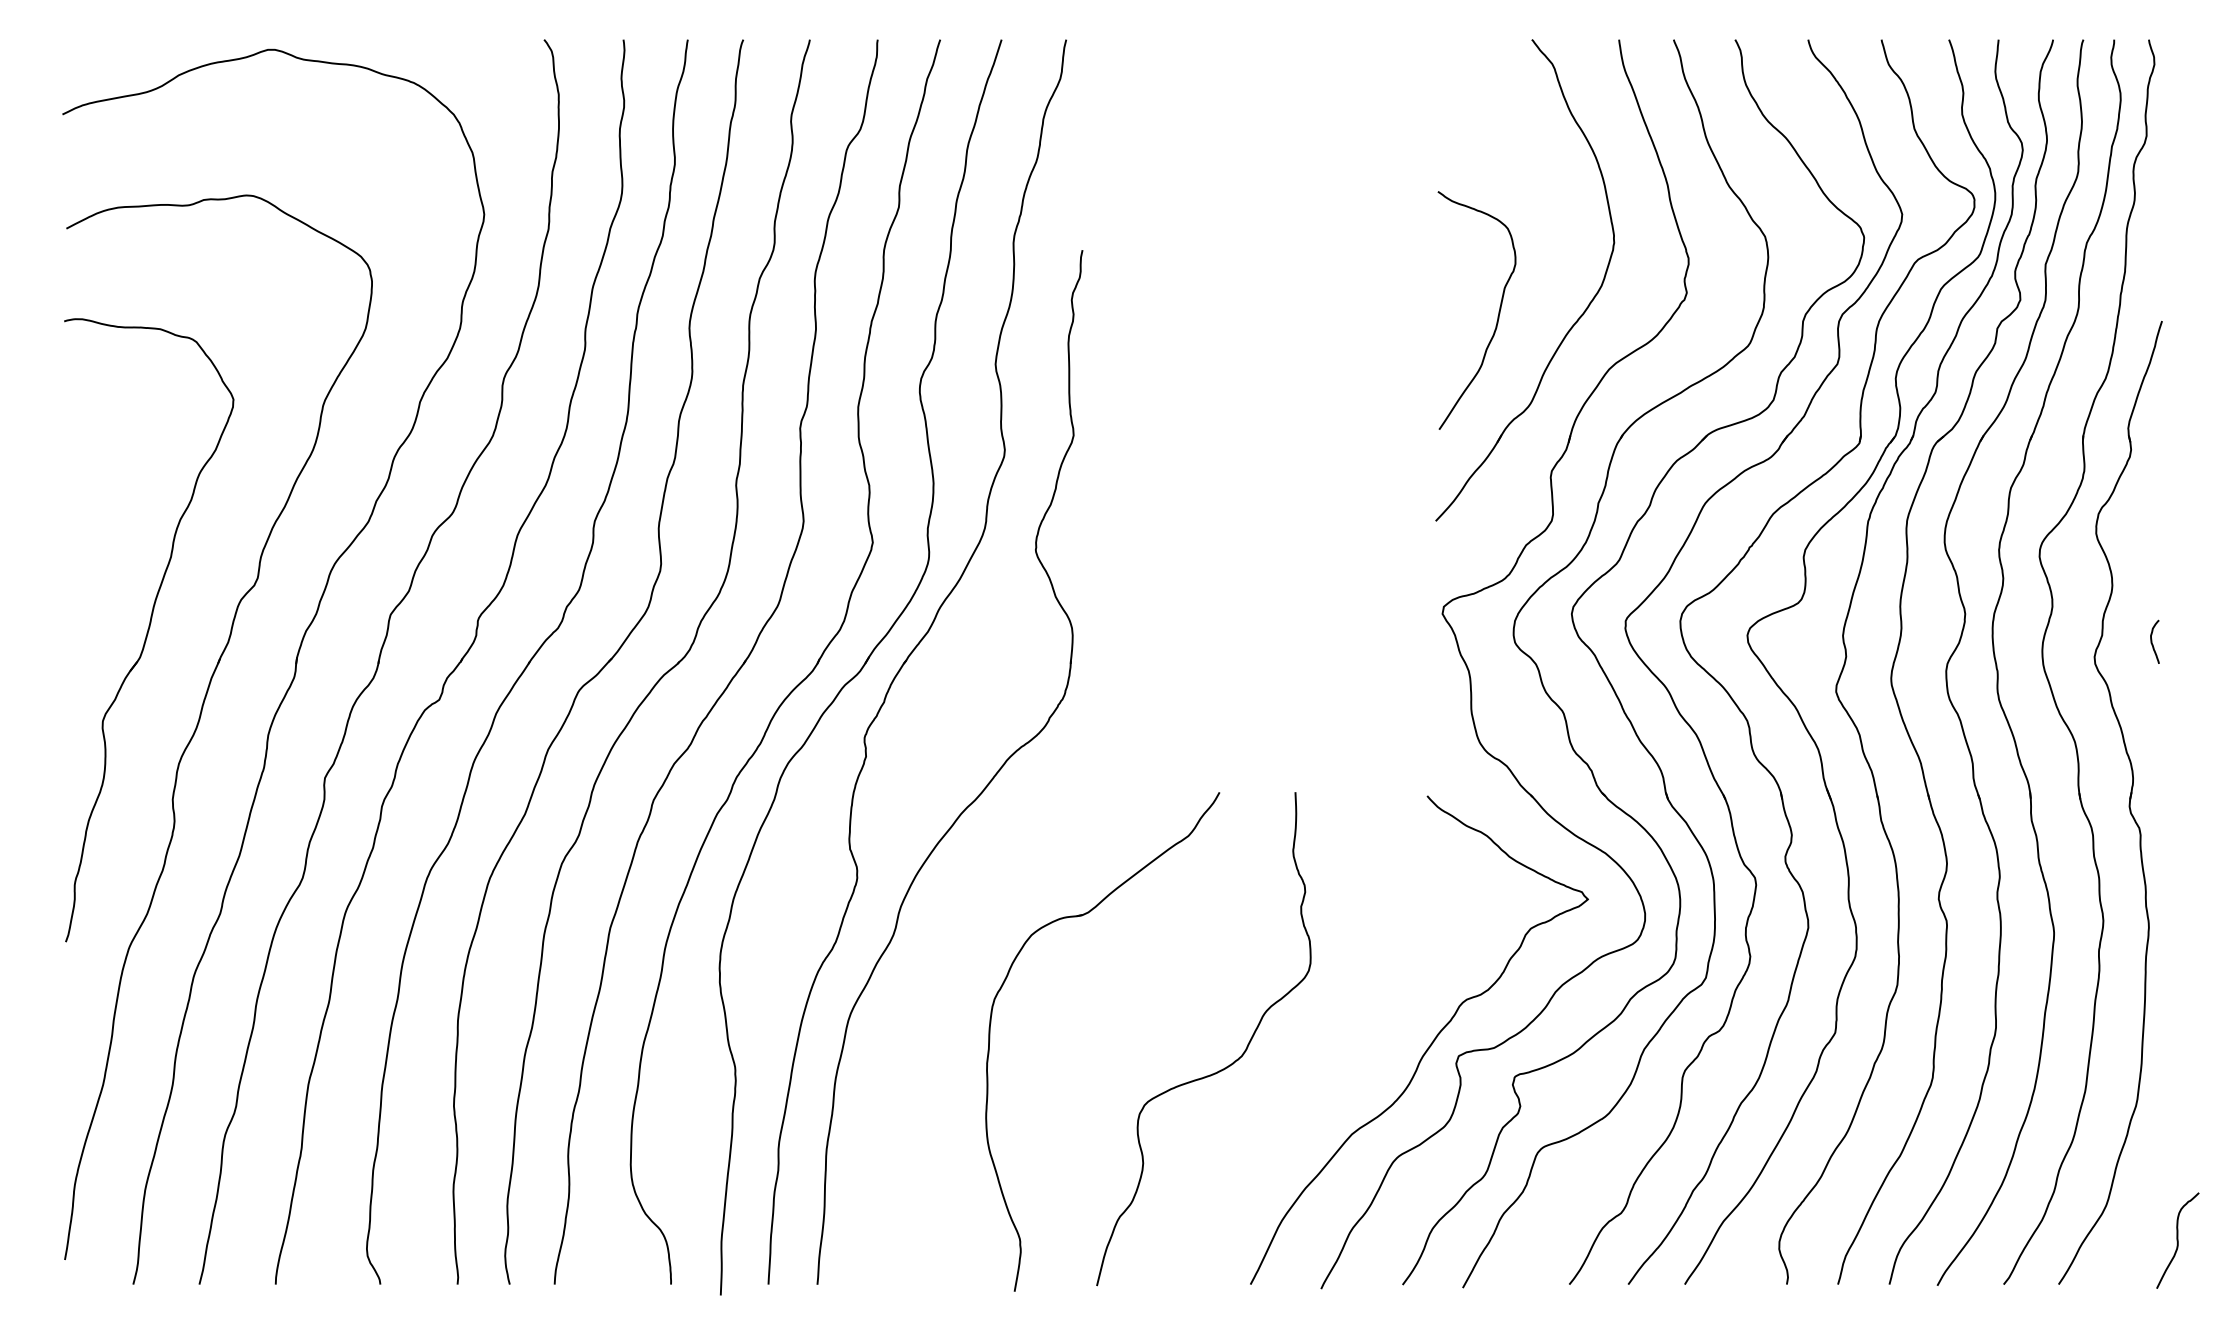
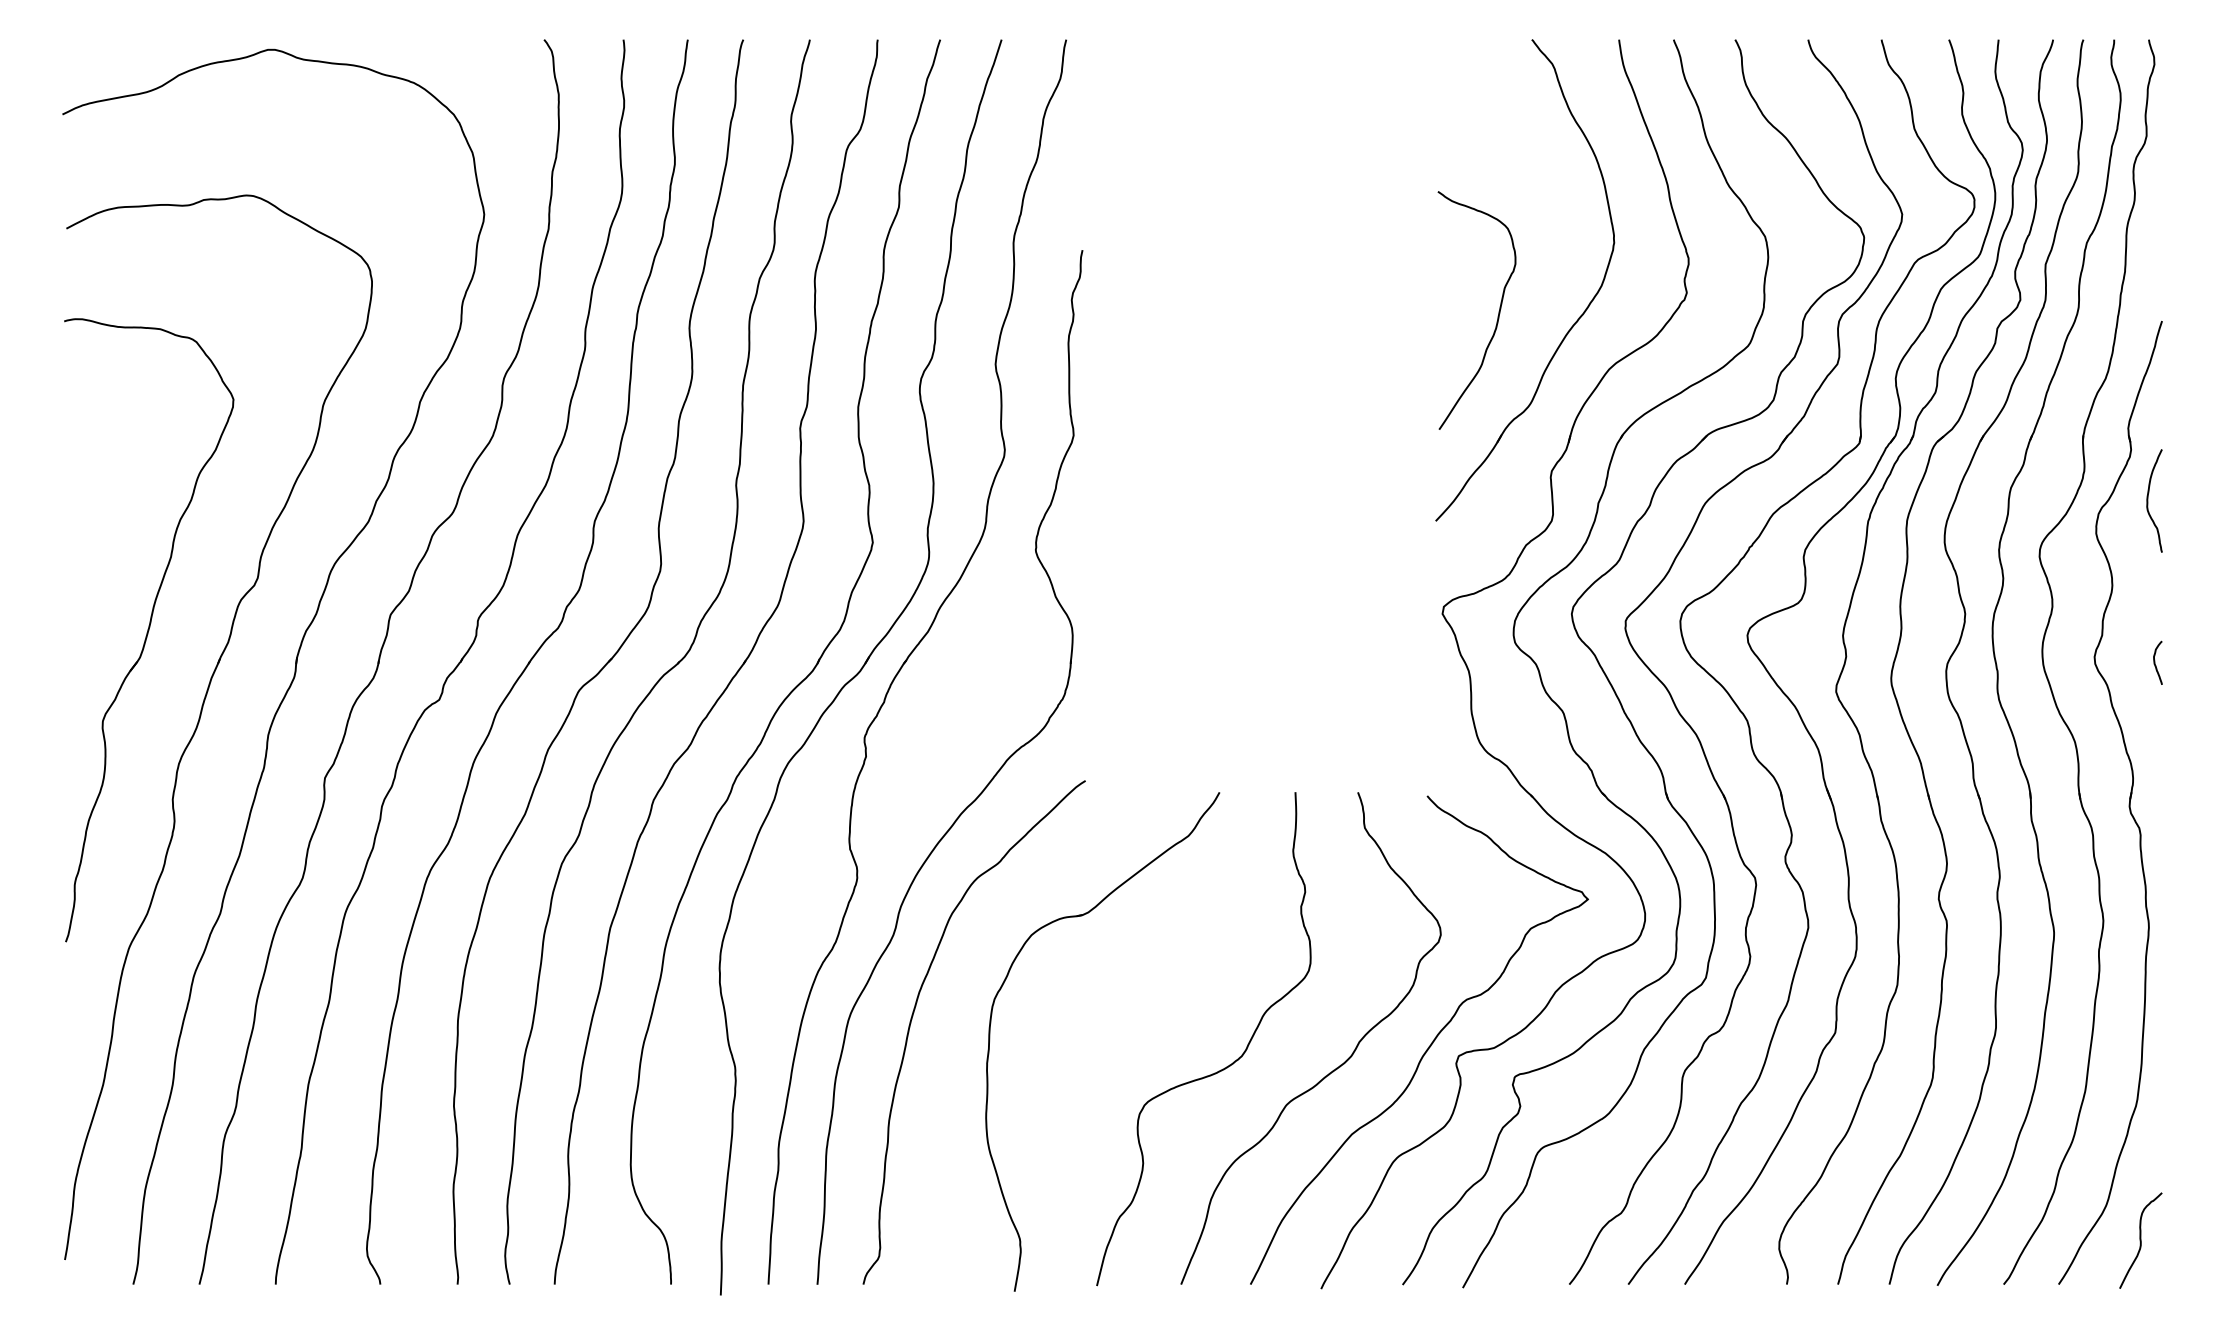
curve: none -> present (2148, 500)
curve position: (2152, 641) -> (2155, 662) (2155, 662)
curve: none -> present (913, 1016)
curve: none -> present (1333, 1069)
curve position: (2177, 1240) -> (2140, 1240) (2140, 1240)
